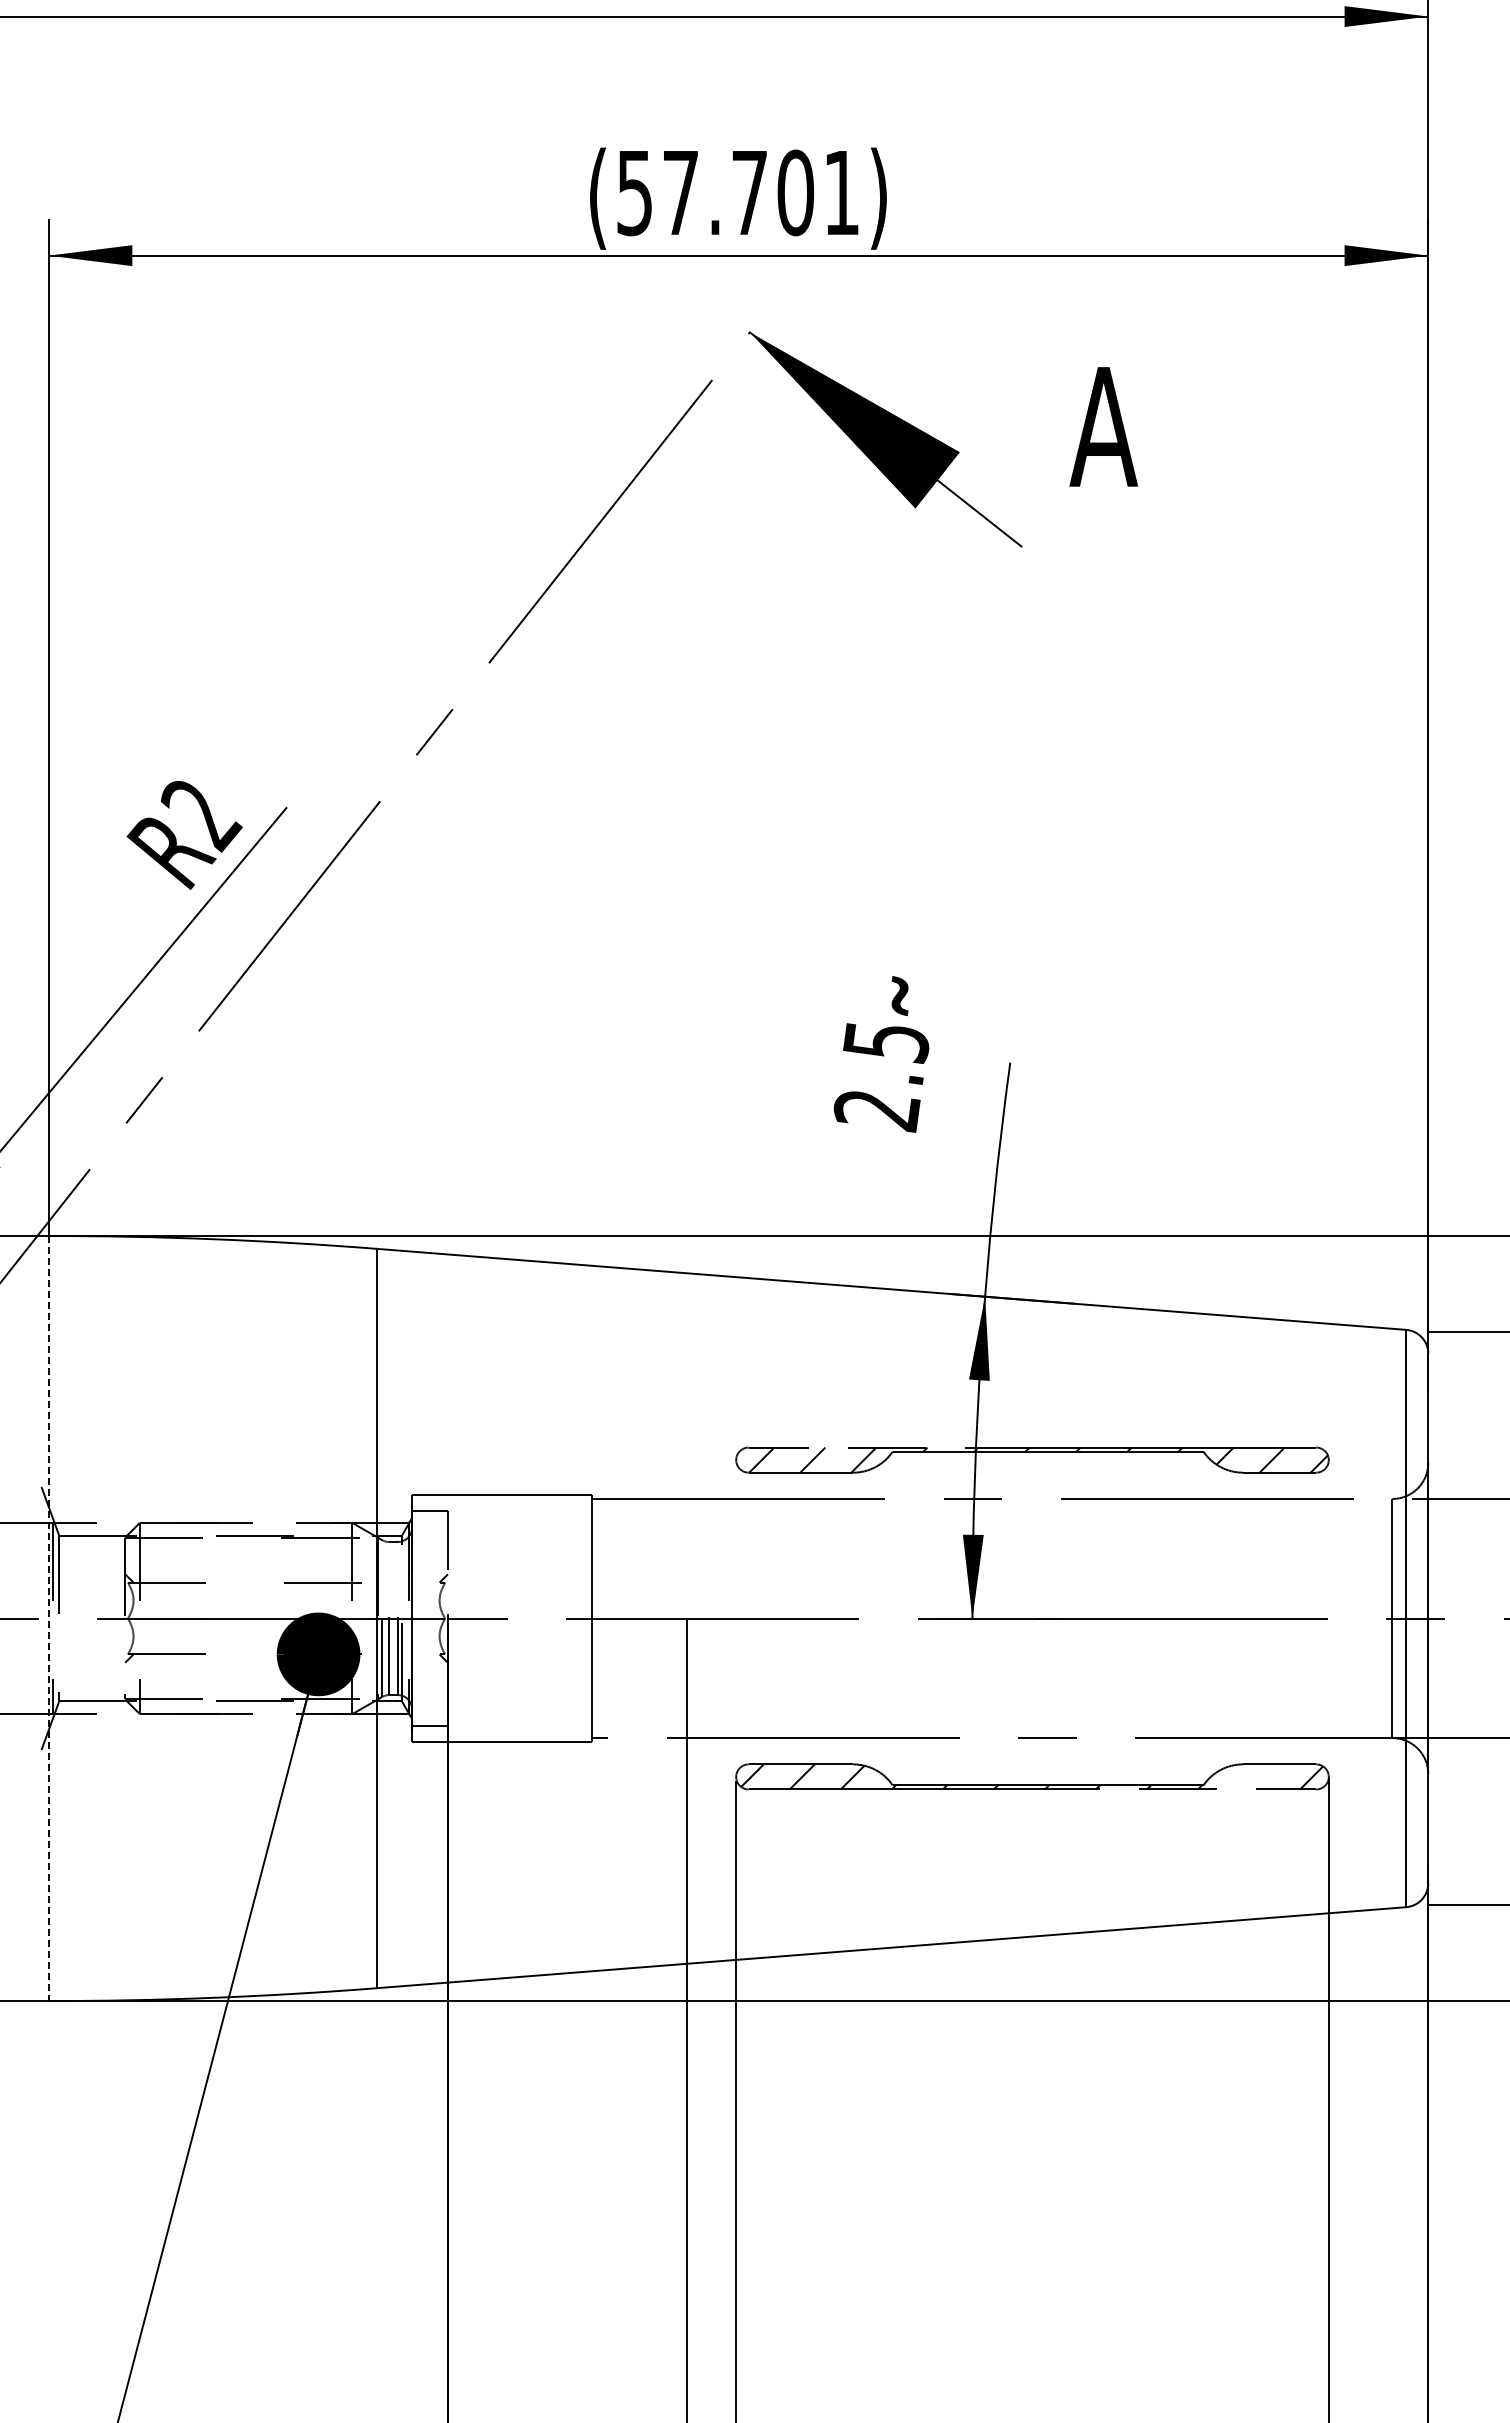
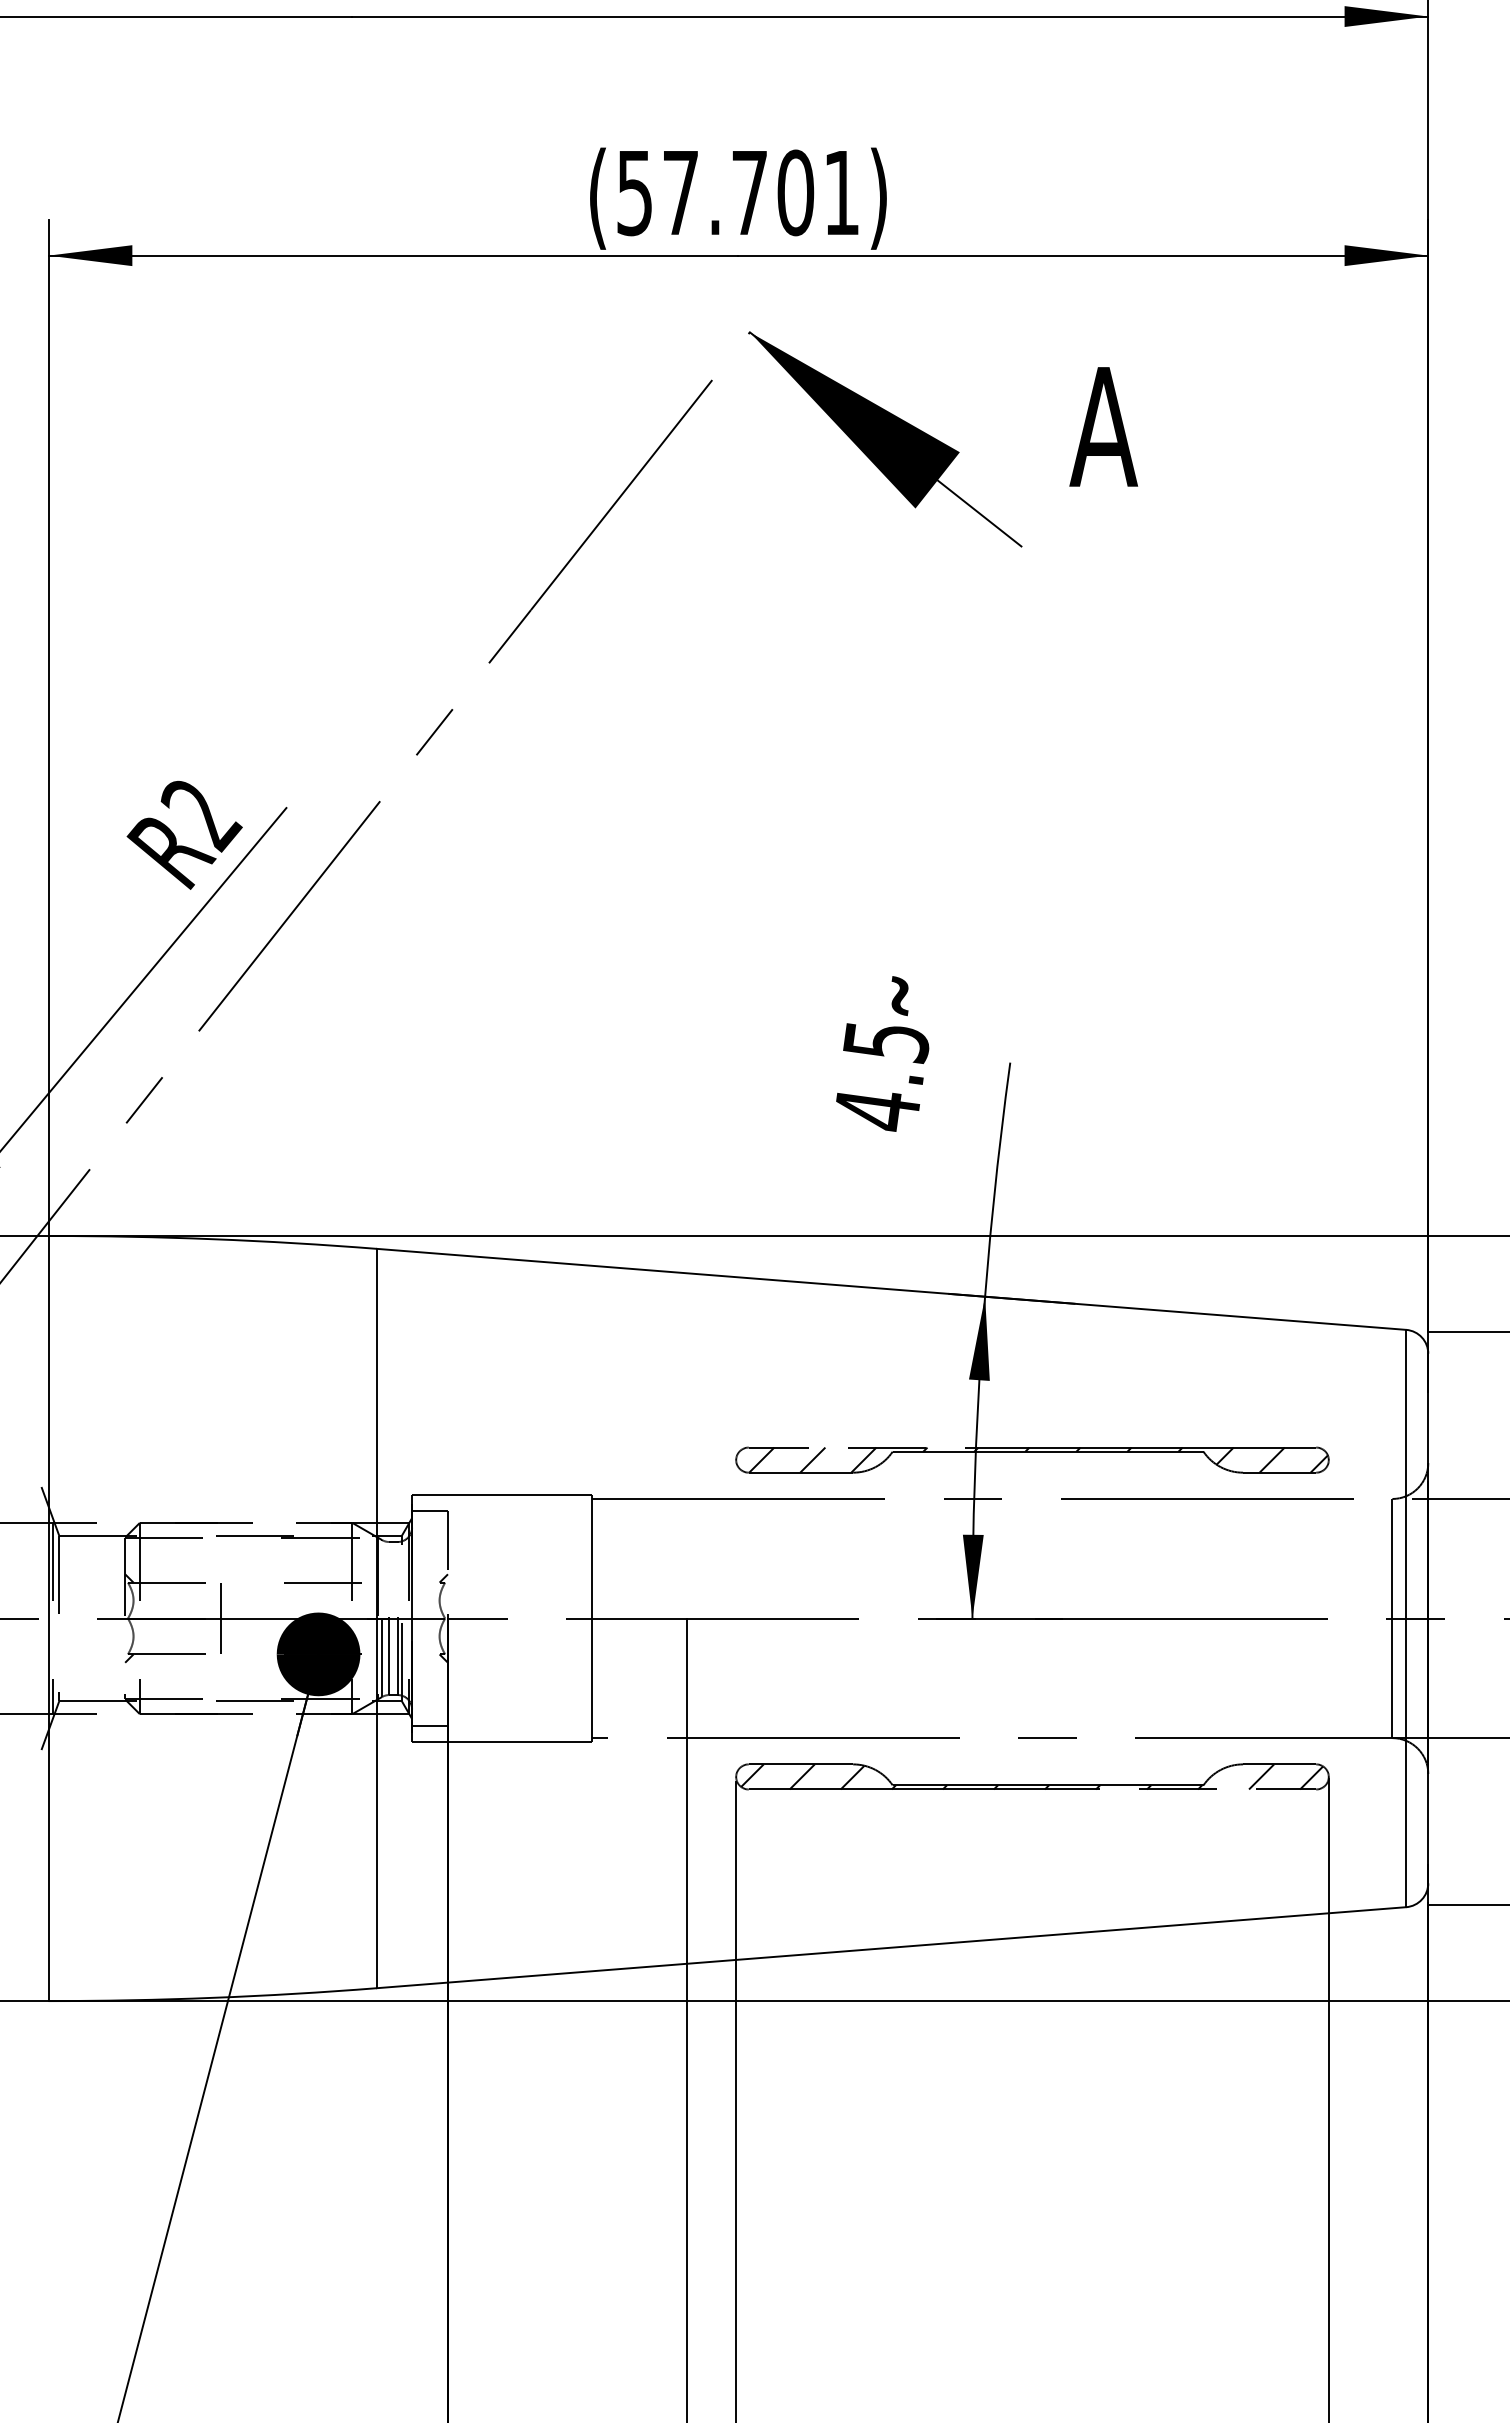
text: 2.5 -> 4.5 (876, 1111)
line: dashed -> solid (48, 1618)
line: none -> present (220, 1618)
line: none -> present (1261, 1776)
